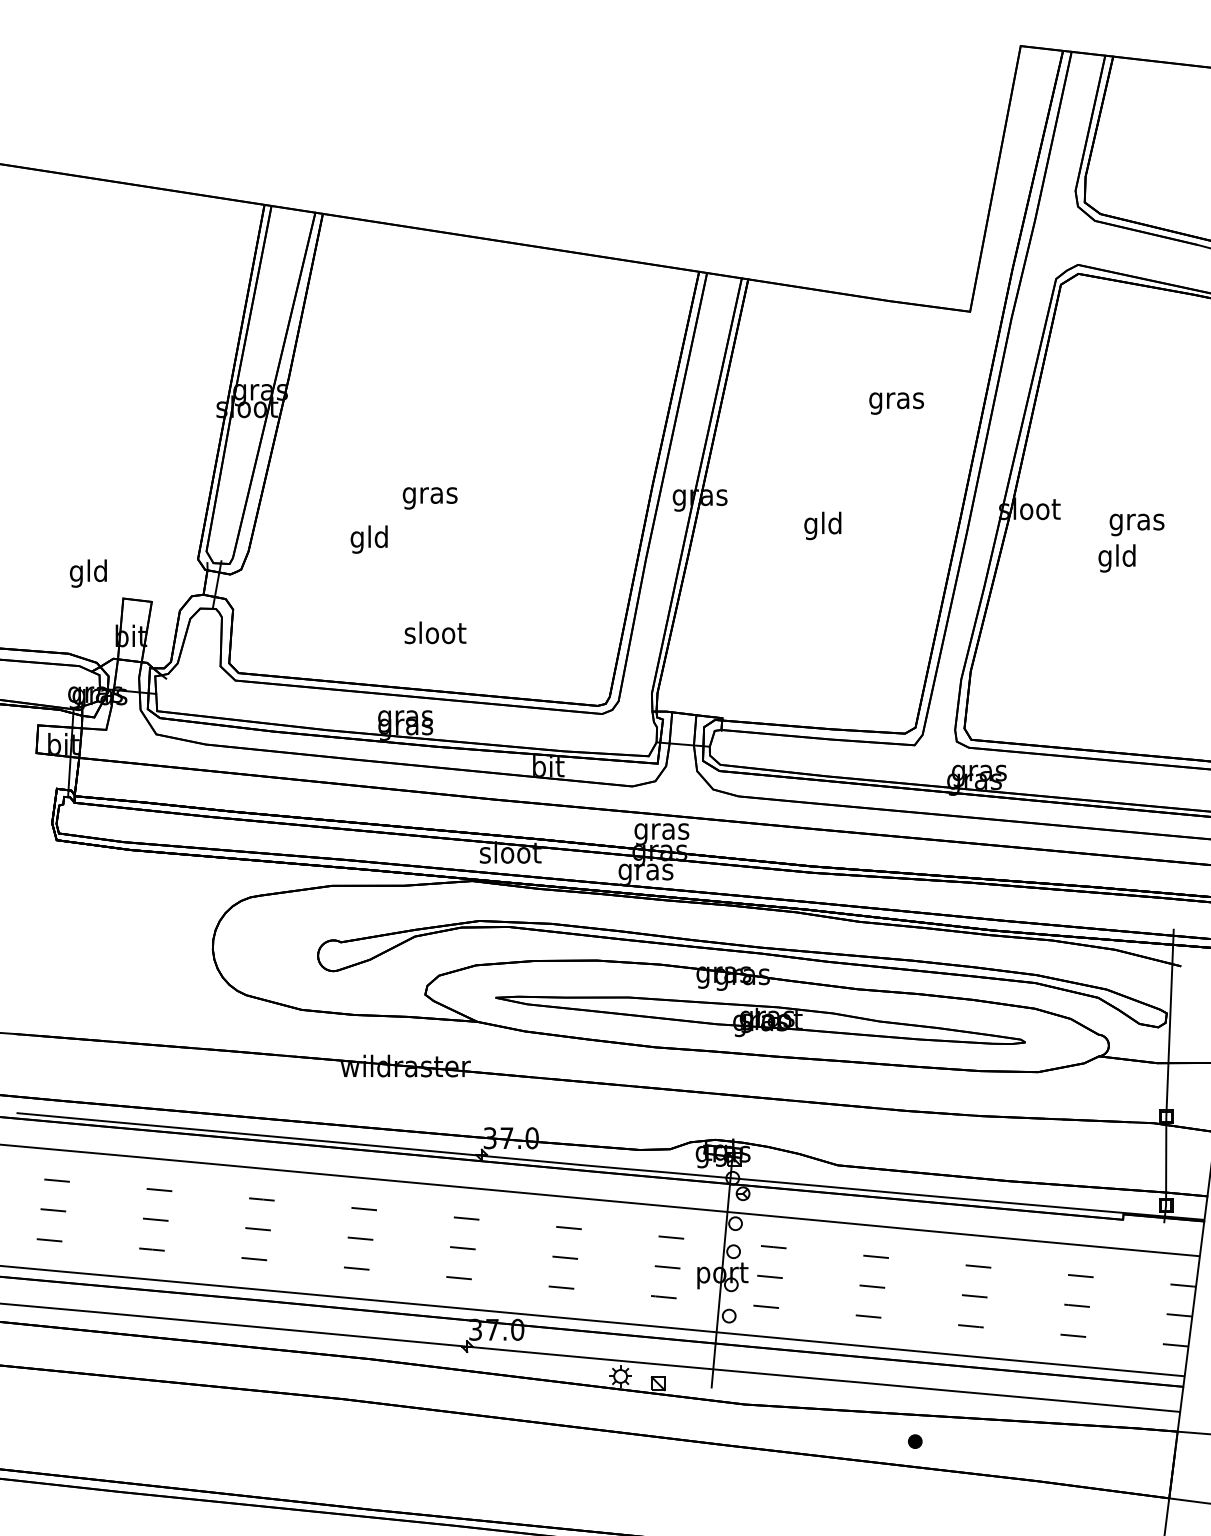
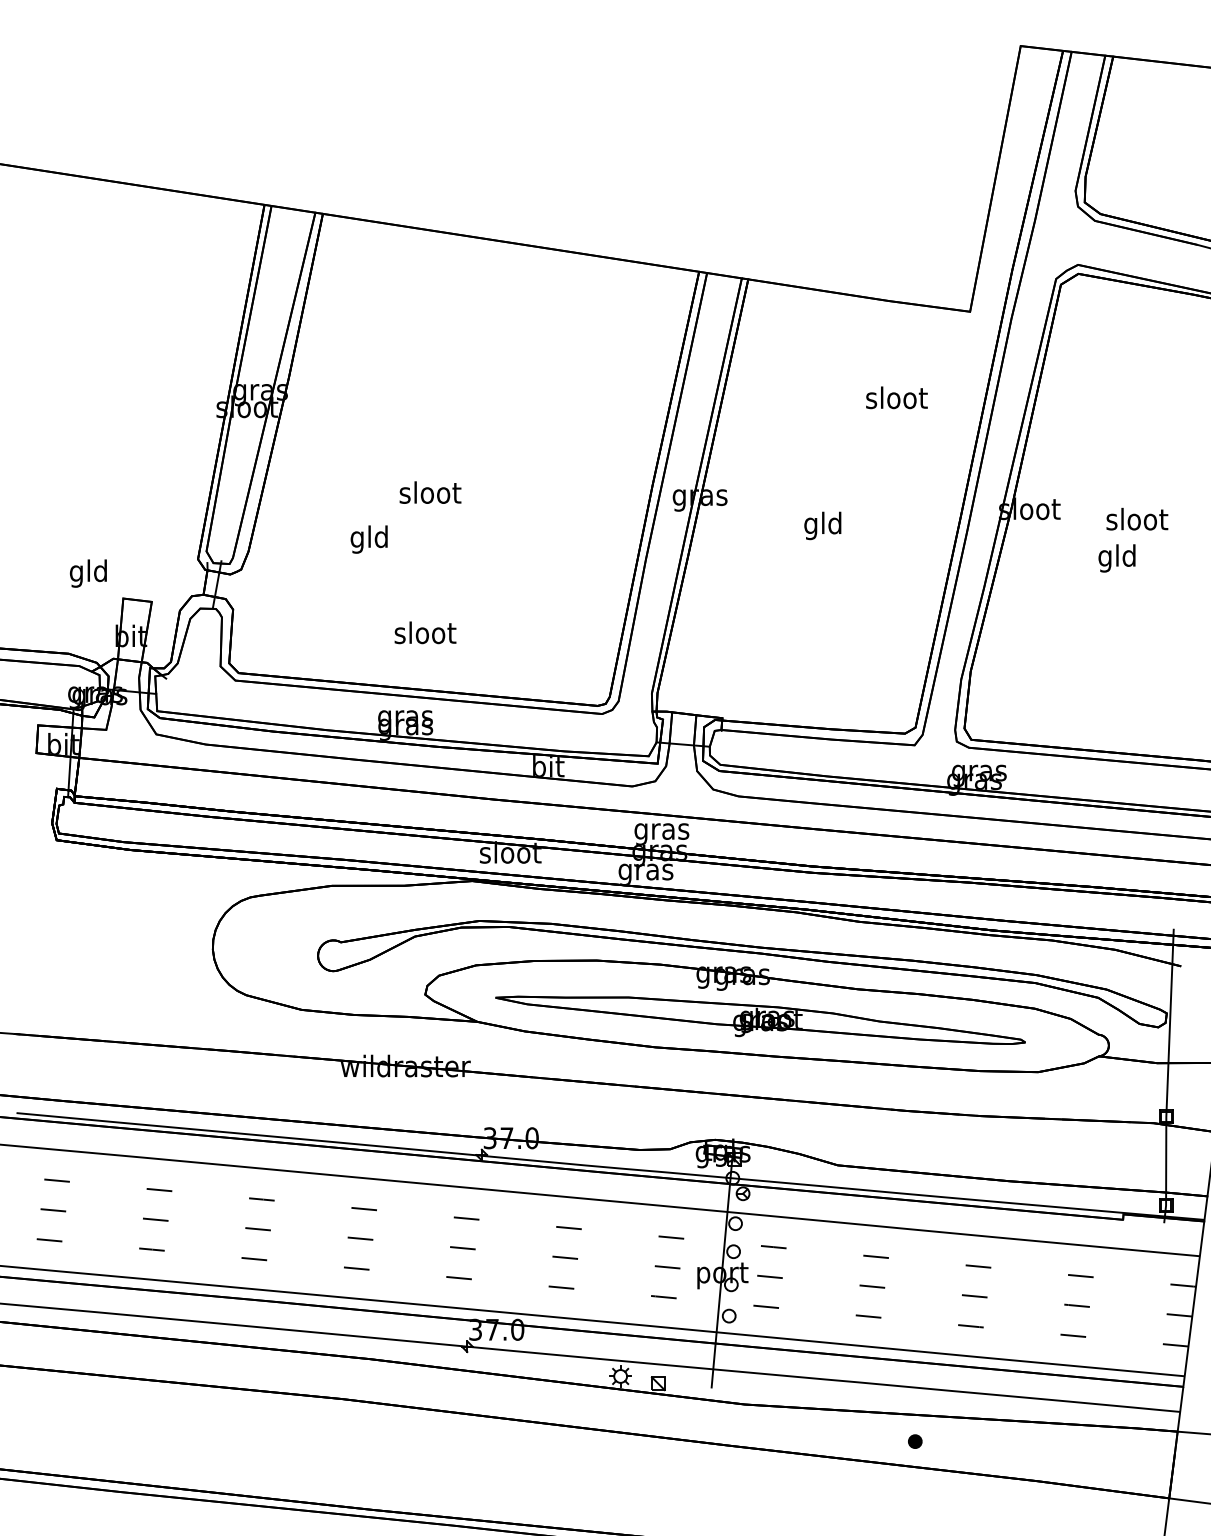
text: gras -> sloot (896, 400)
text: gras -> sloot (430, 495)
text: gras -> sloot (1137, 521)
text position: (435, 632) -> (425, 632) (425, 632)
